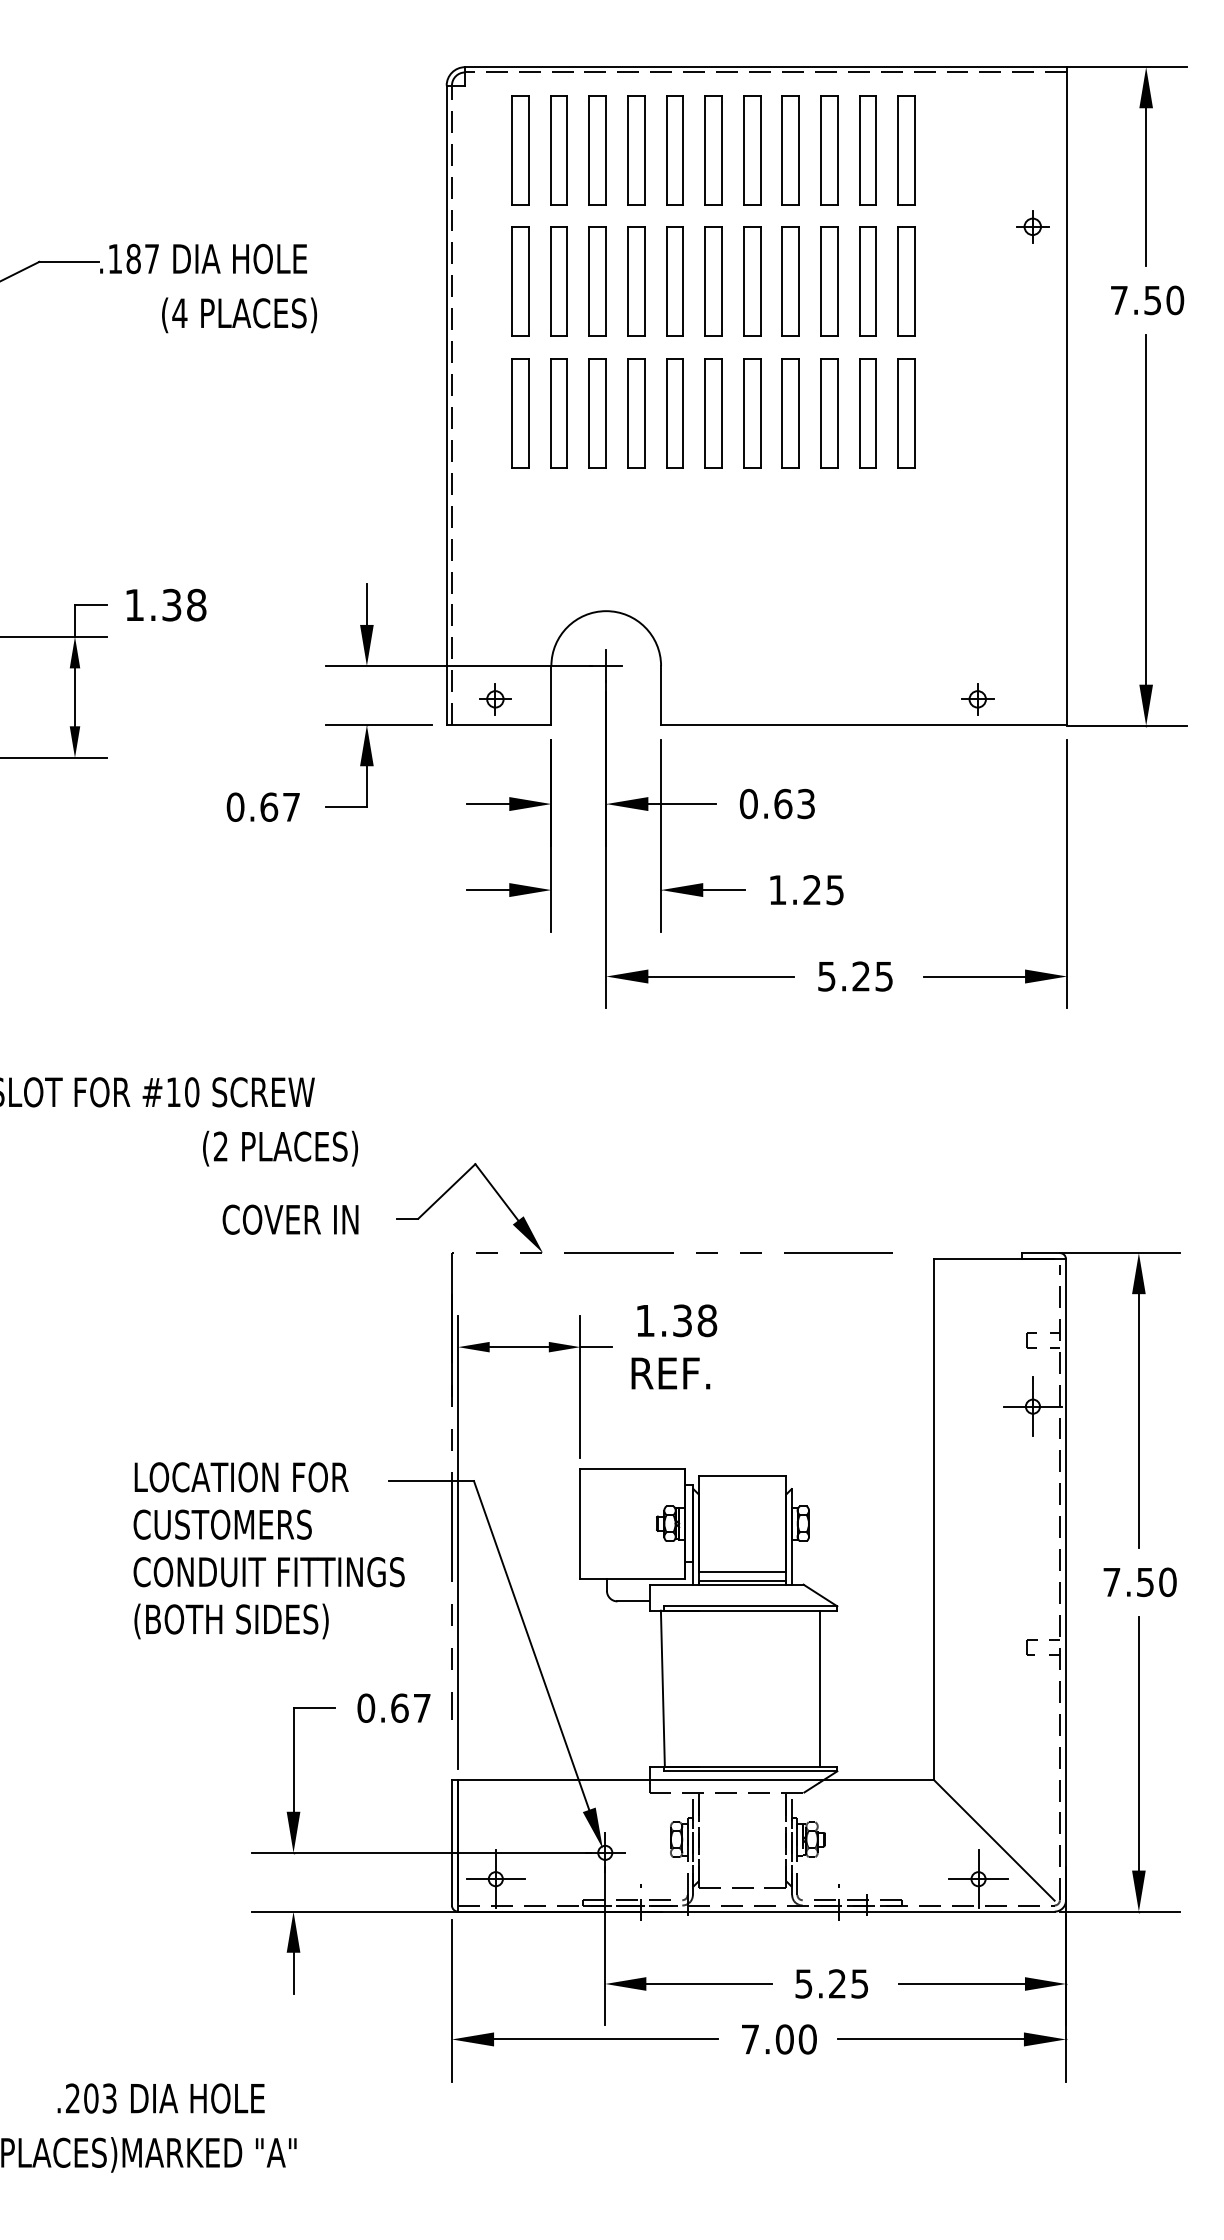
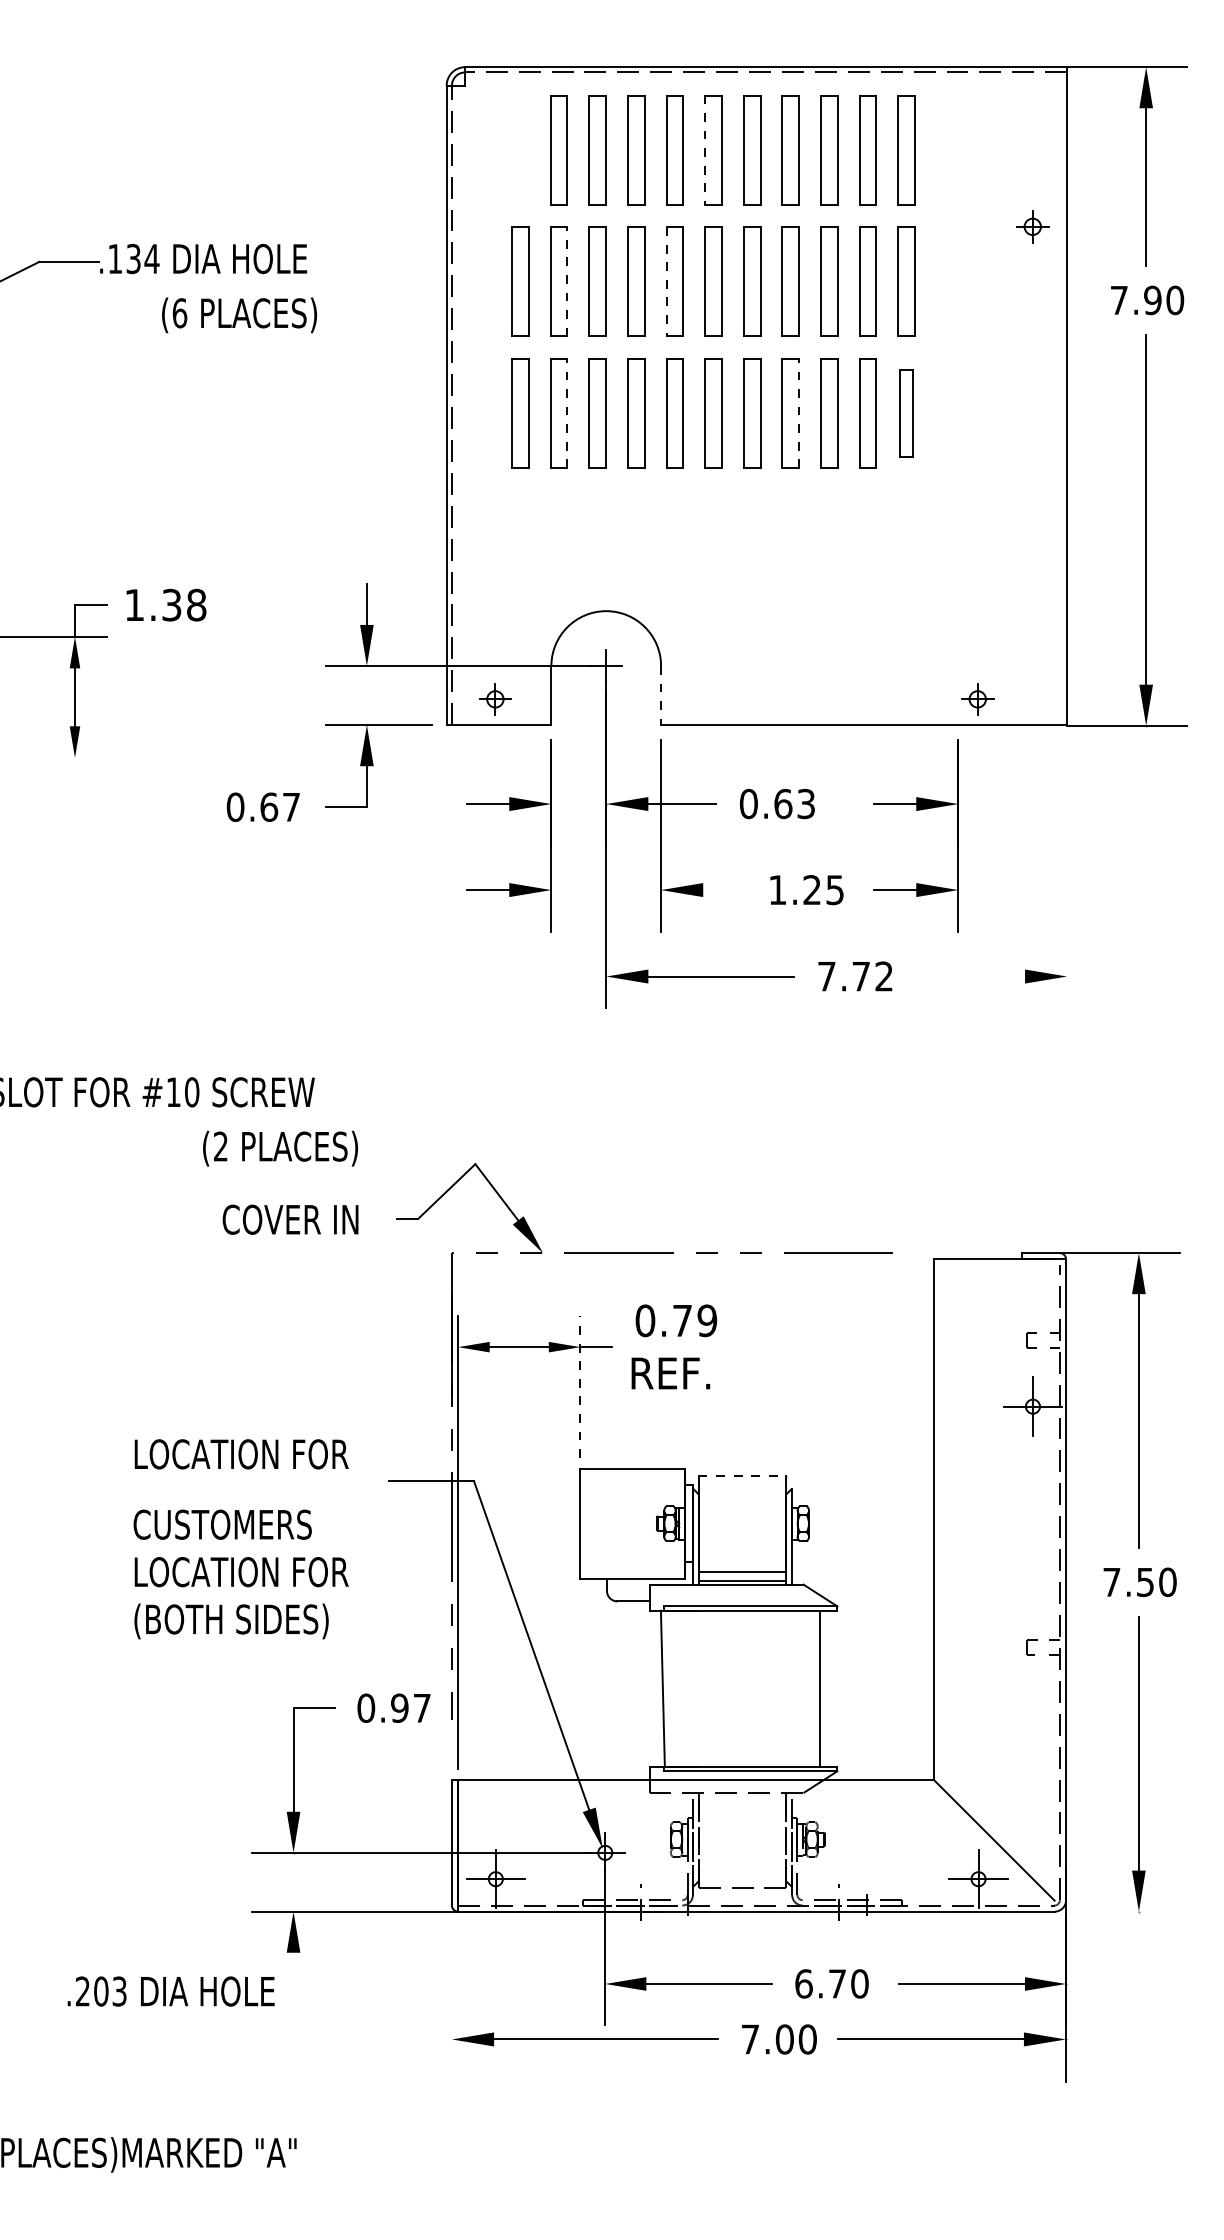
part: present -> none (520, 150)
line: solid -> dashed (705, 150)
text: .187 -> .134 (142, 259)
line: solid -> dashed (567, 281)
line: solid -> dashed (666, 281)
text: 7.50 -> 7.90 (1152, 299)
text: (4 -> (6 (179, 313)
line: solid -> dashed (567, 413)
line: solid -> dashed (799, 413)
part size: 19x111 px -> 15x89 px (906, 413)
line: solid -> dashed (661, 695)
line: present -> none (54, 757)
part: none -> present (916, 810)
line: present -> none (1067, 873)
line: present -> none (724, 890)
text: 5.25 -> 7.72 (855, 976)
line: present -> none (974, 976)
text: 1.38 -> 0.79 (676, 1320)
line: solid -> dashed (580, 1386)
line: solid -> dashed (742, 1475)
text position: (241, 1477) -> (241, 1454) (241, 1454)
text: CONDUIT FITTINGS -> LOCATION FOR (268, 1572)
text: 0.67 -> 0.97 (399, 1707)
line: present -> none (1119, 1911)
line: present -> none (293, 1972)
text: 5.25 -> 6.70 (831, 1983)
line: present -> none (451, 2000)
text position: (160, 2098) -> (170, 1991) (170, 1991)
